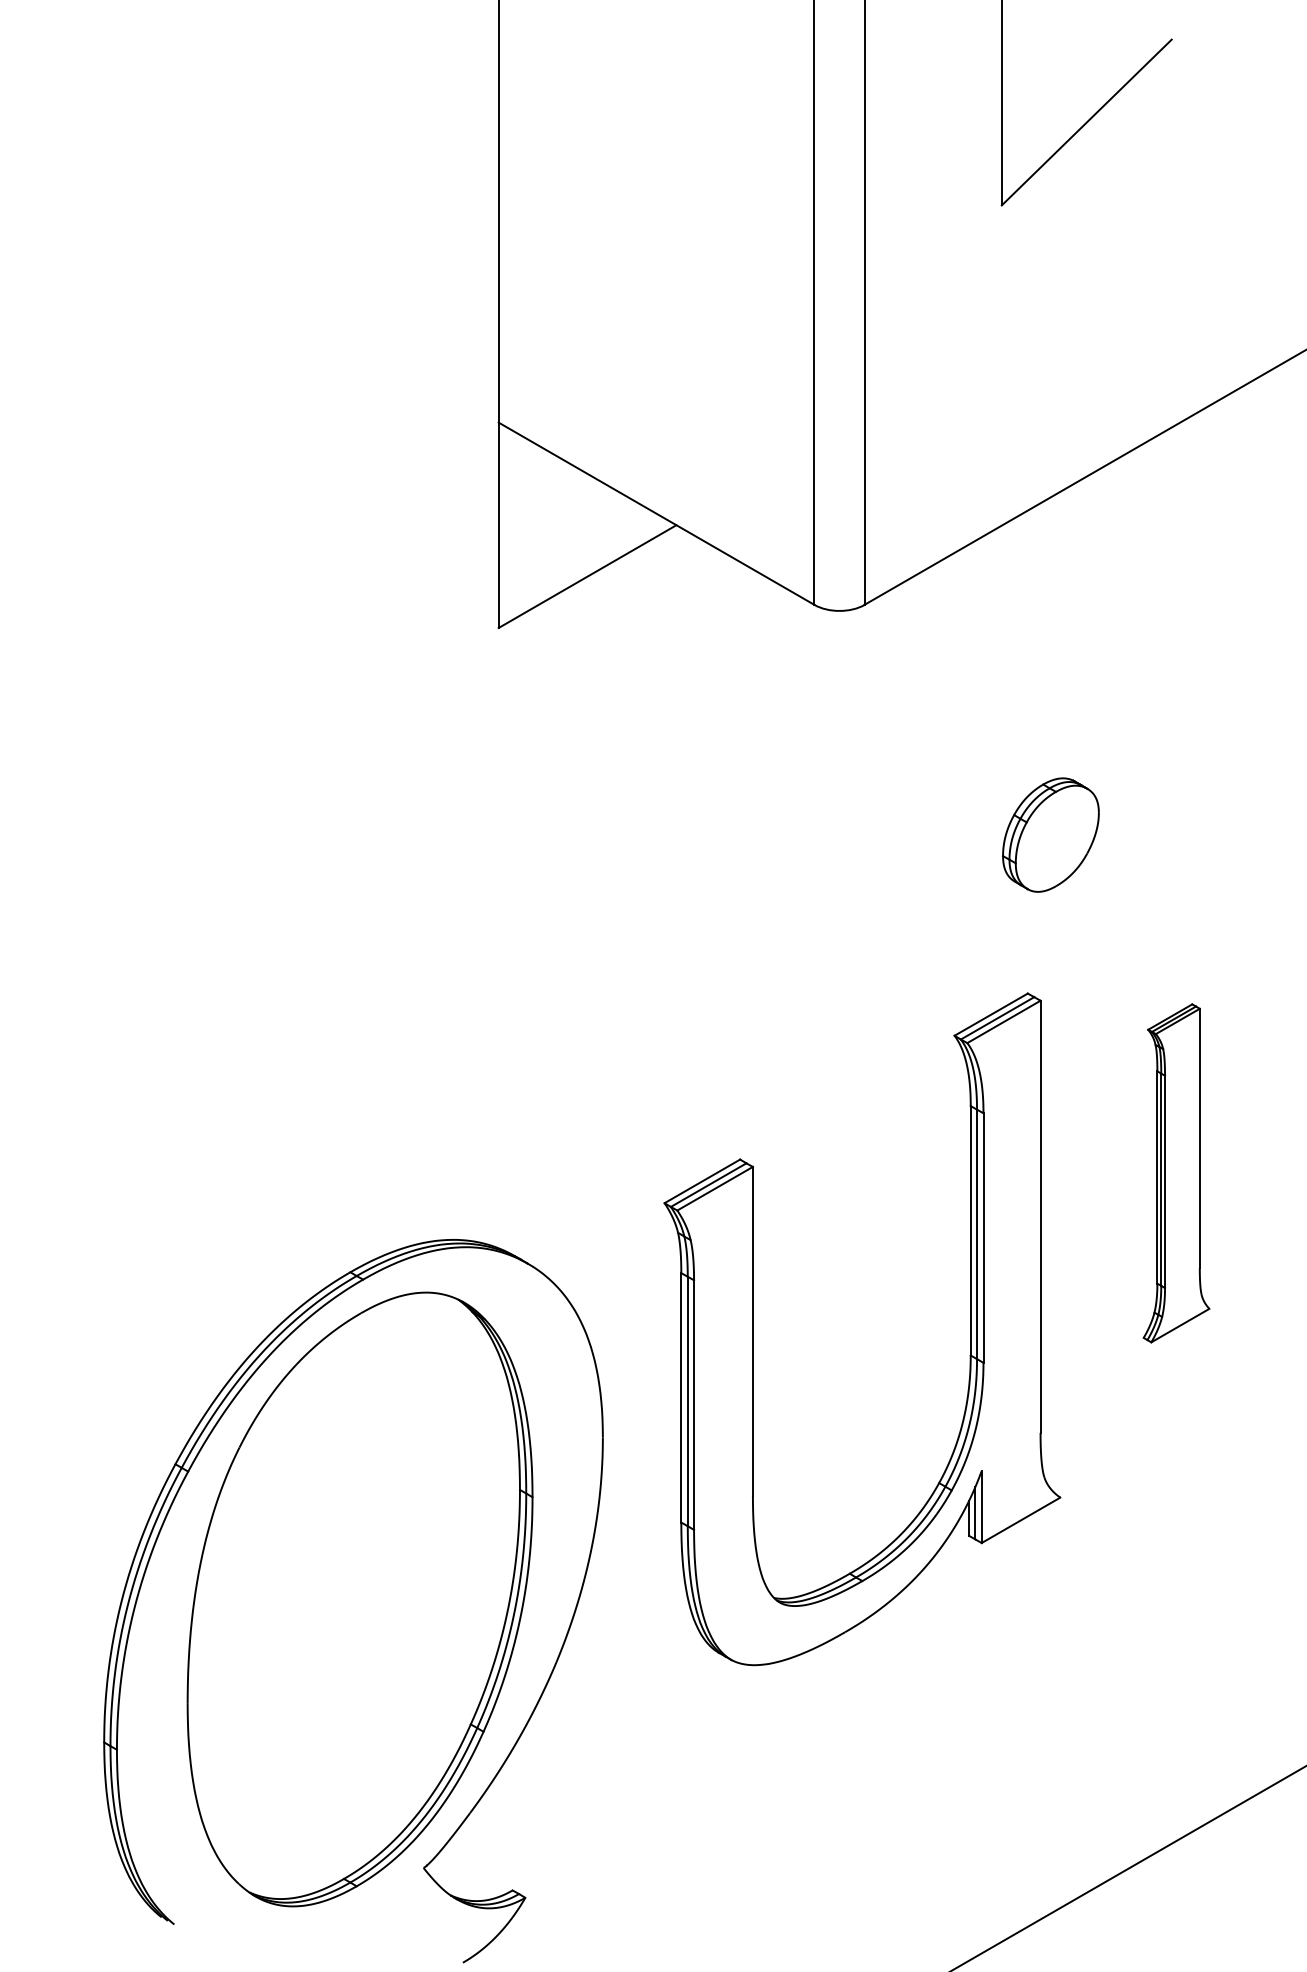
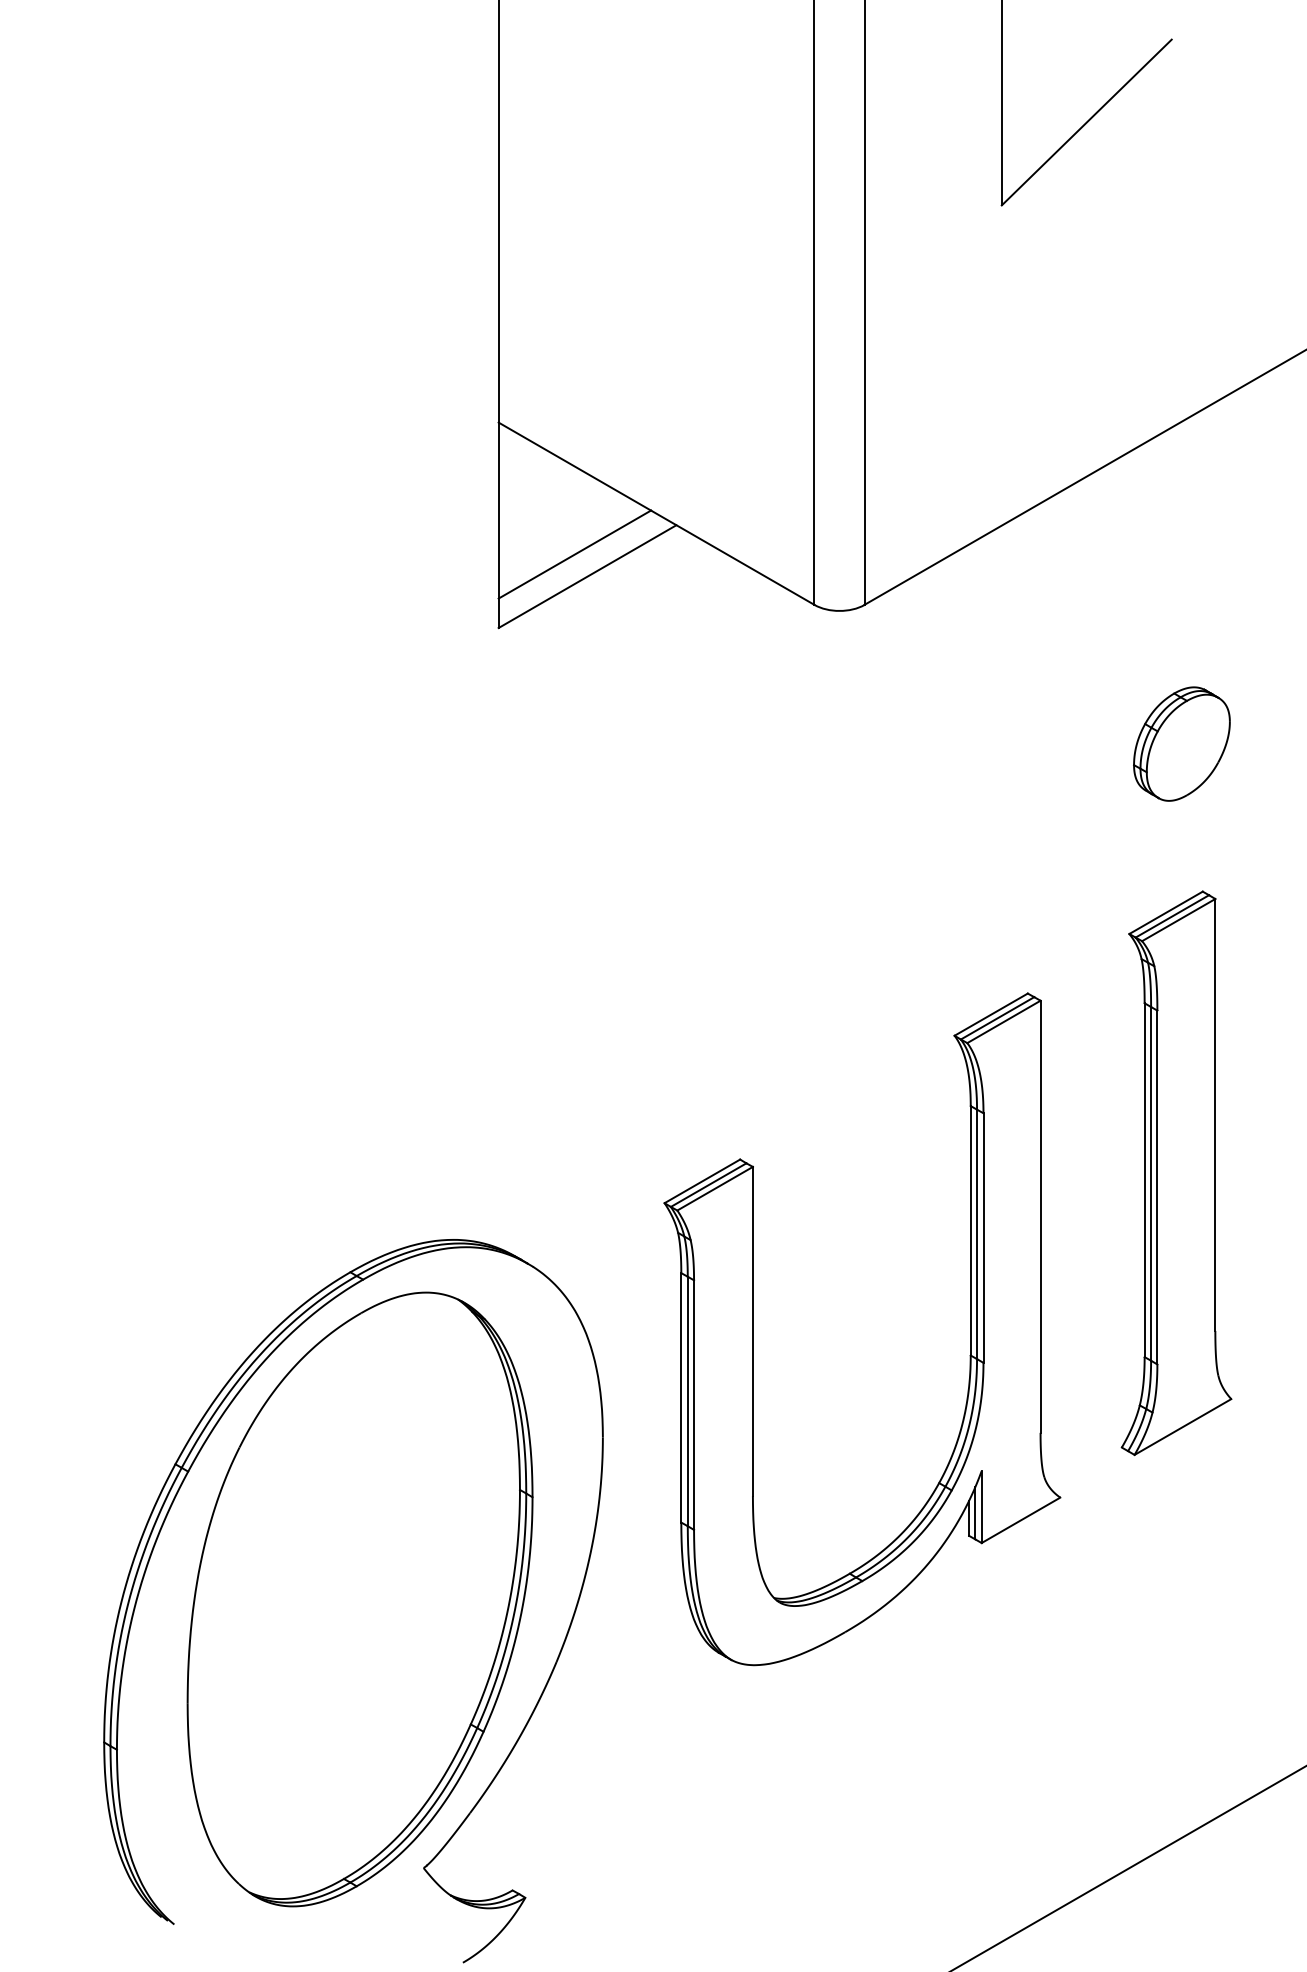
line: none -> present (574, 554)
part position: (1050, 834) -> (1181, 743) (1181, 743)
part size: 69x341 px -> 113x567 px (1176, 1173)
